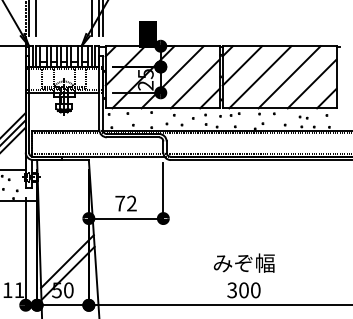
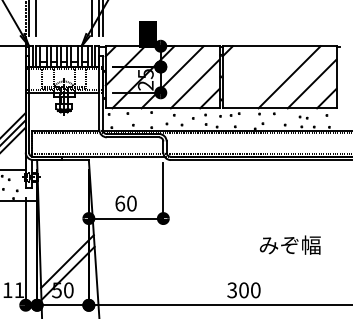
line: present -> none (242, 65)
line: present -> none (260, 77)
text: 72 -> 60 (125, 203)
text position: (243, 262) -> (289, 244) (289, 244)
